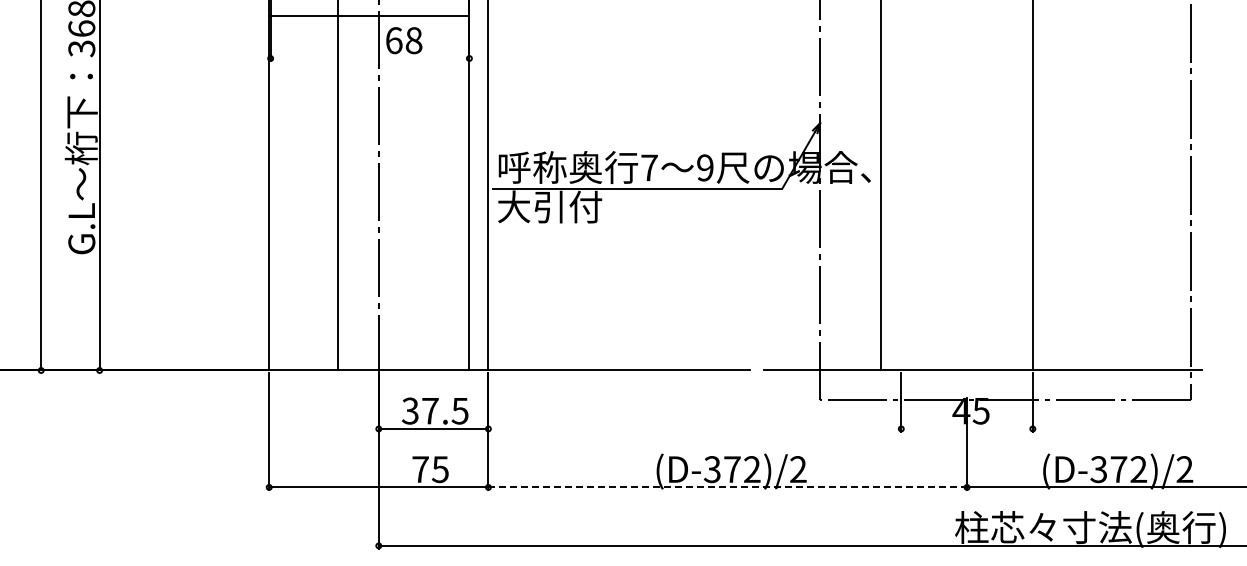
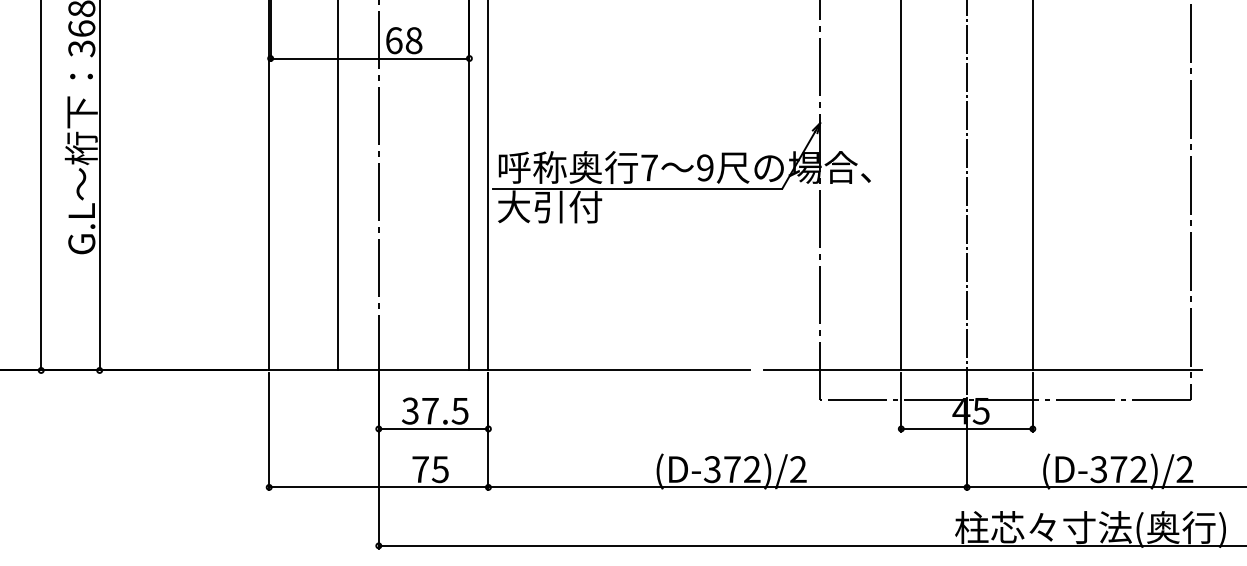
line position: (369, 15) -> (369, 58) (369, 58)
line position: (881, 186) -> (901, 186) (901, 186)
line: none -> present (967, 198)
line: none -> present (966, 428)
line: dashed -> solid (728, 487)
